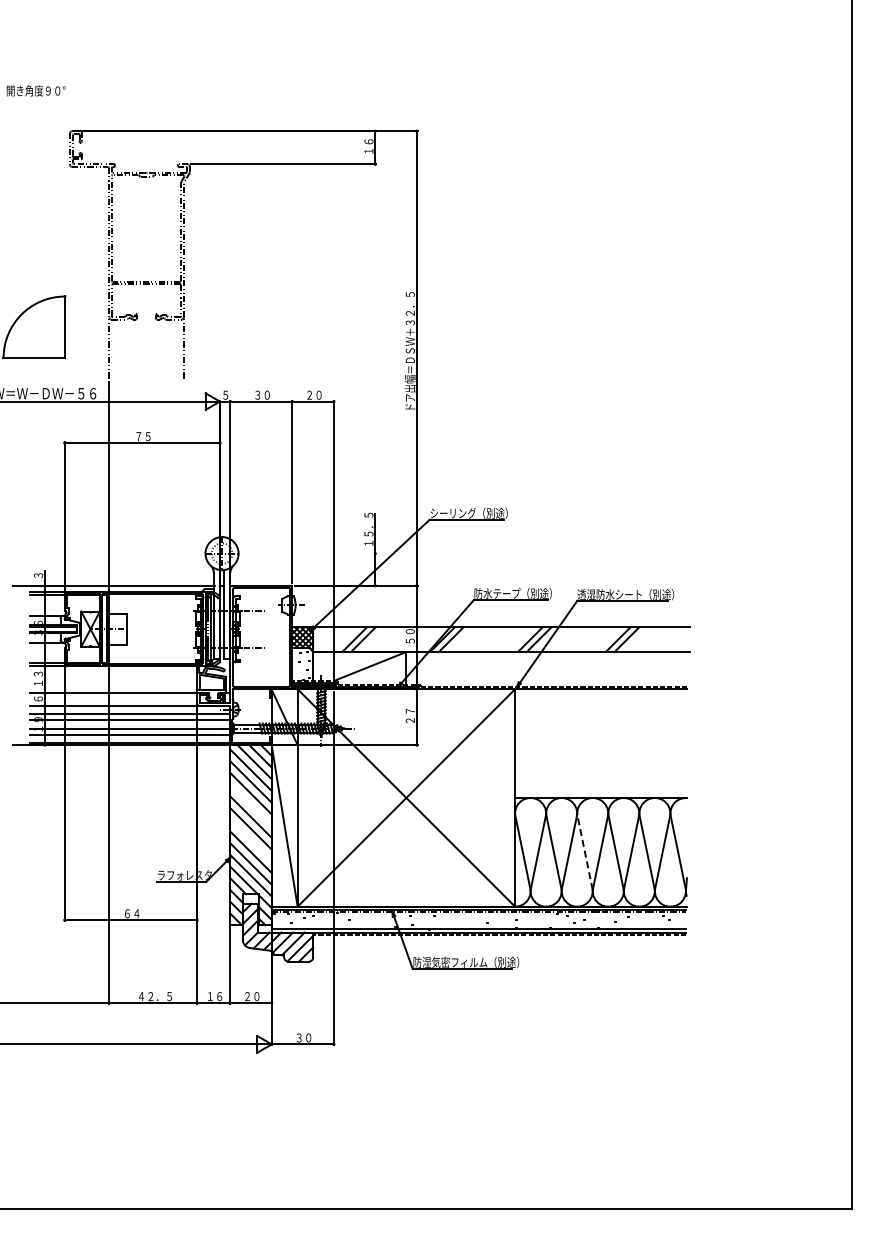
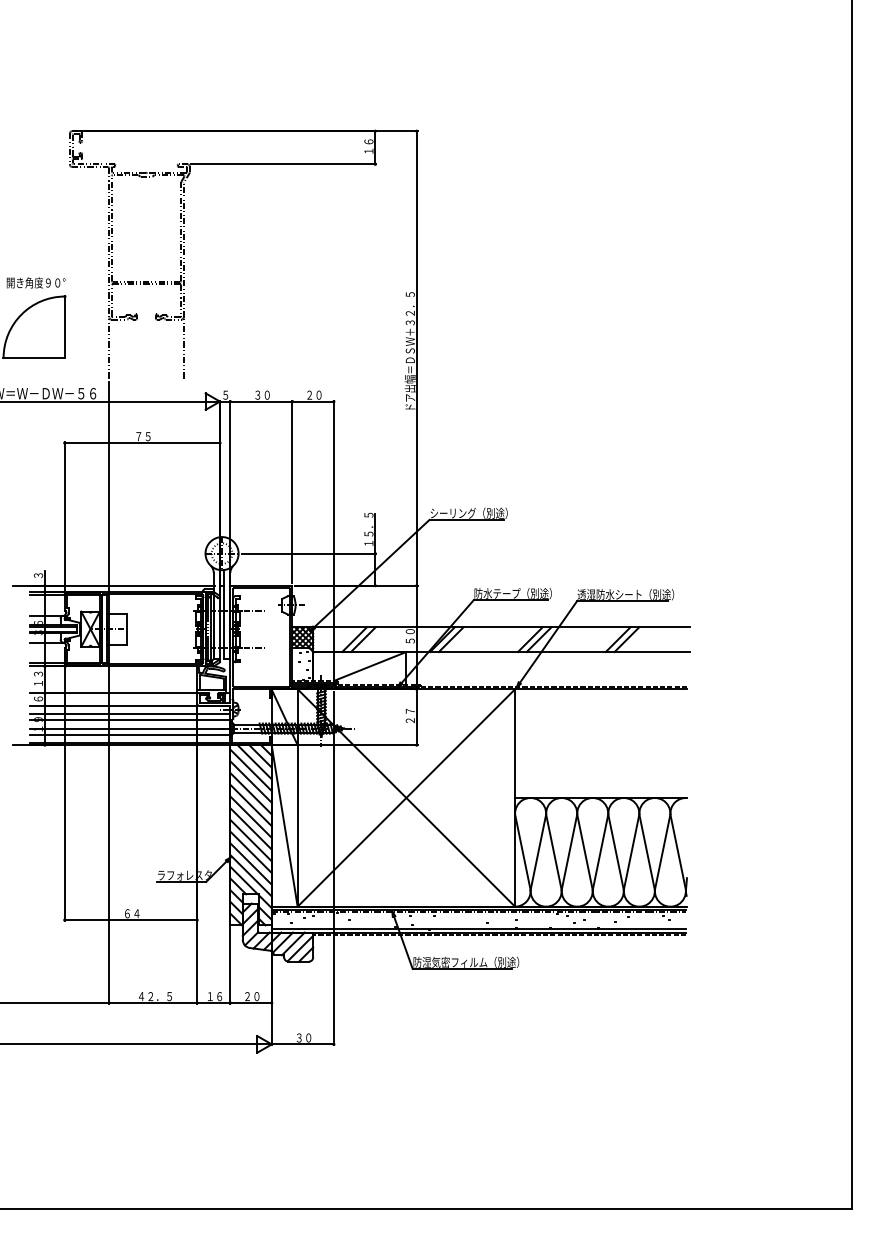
text position: (35, 90) -> (35, 282) (35, 282)
line: none -> present (308, 553)
line: none -> present (250, 805)
line: none -> present (250, 840)
line: dashed -> solid (584, 851)
